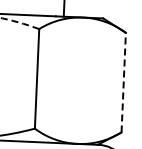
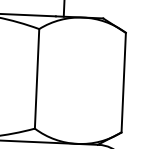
arc: dashed -> solid (19, 22)
line: dashed -> solid (123, 82)
